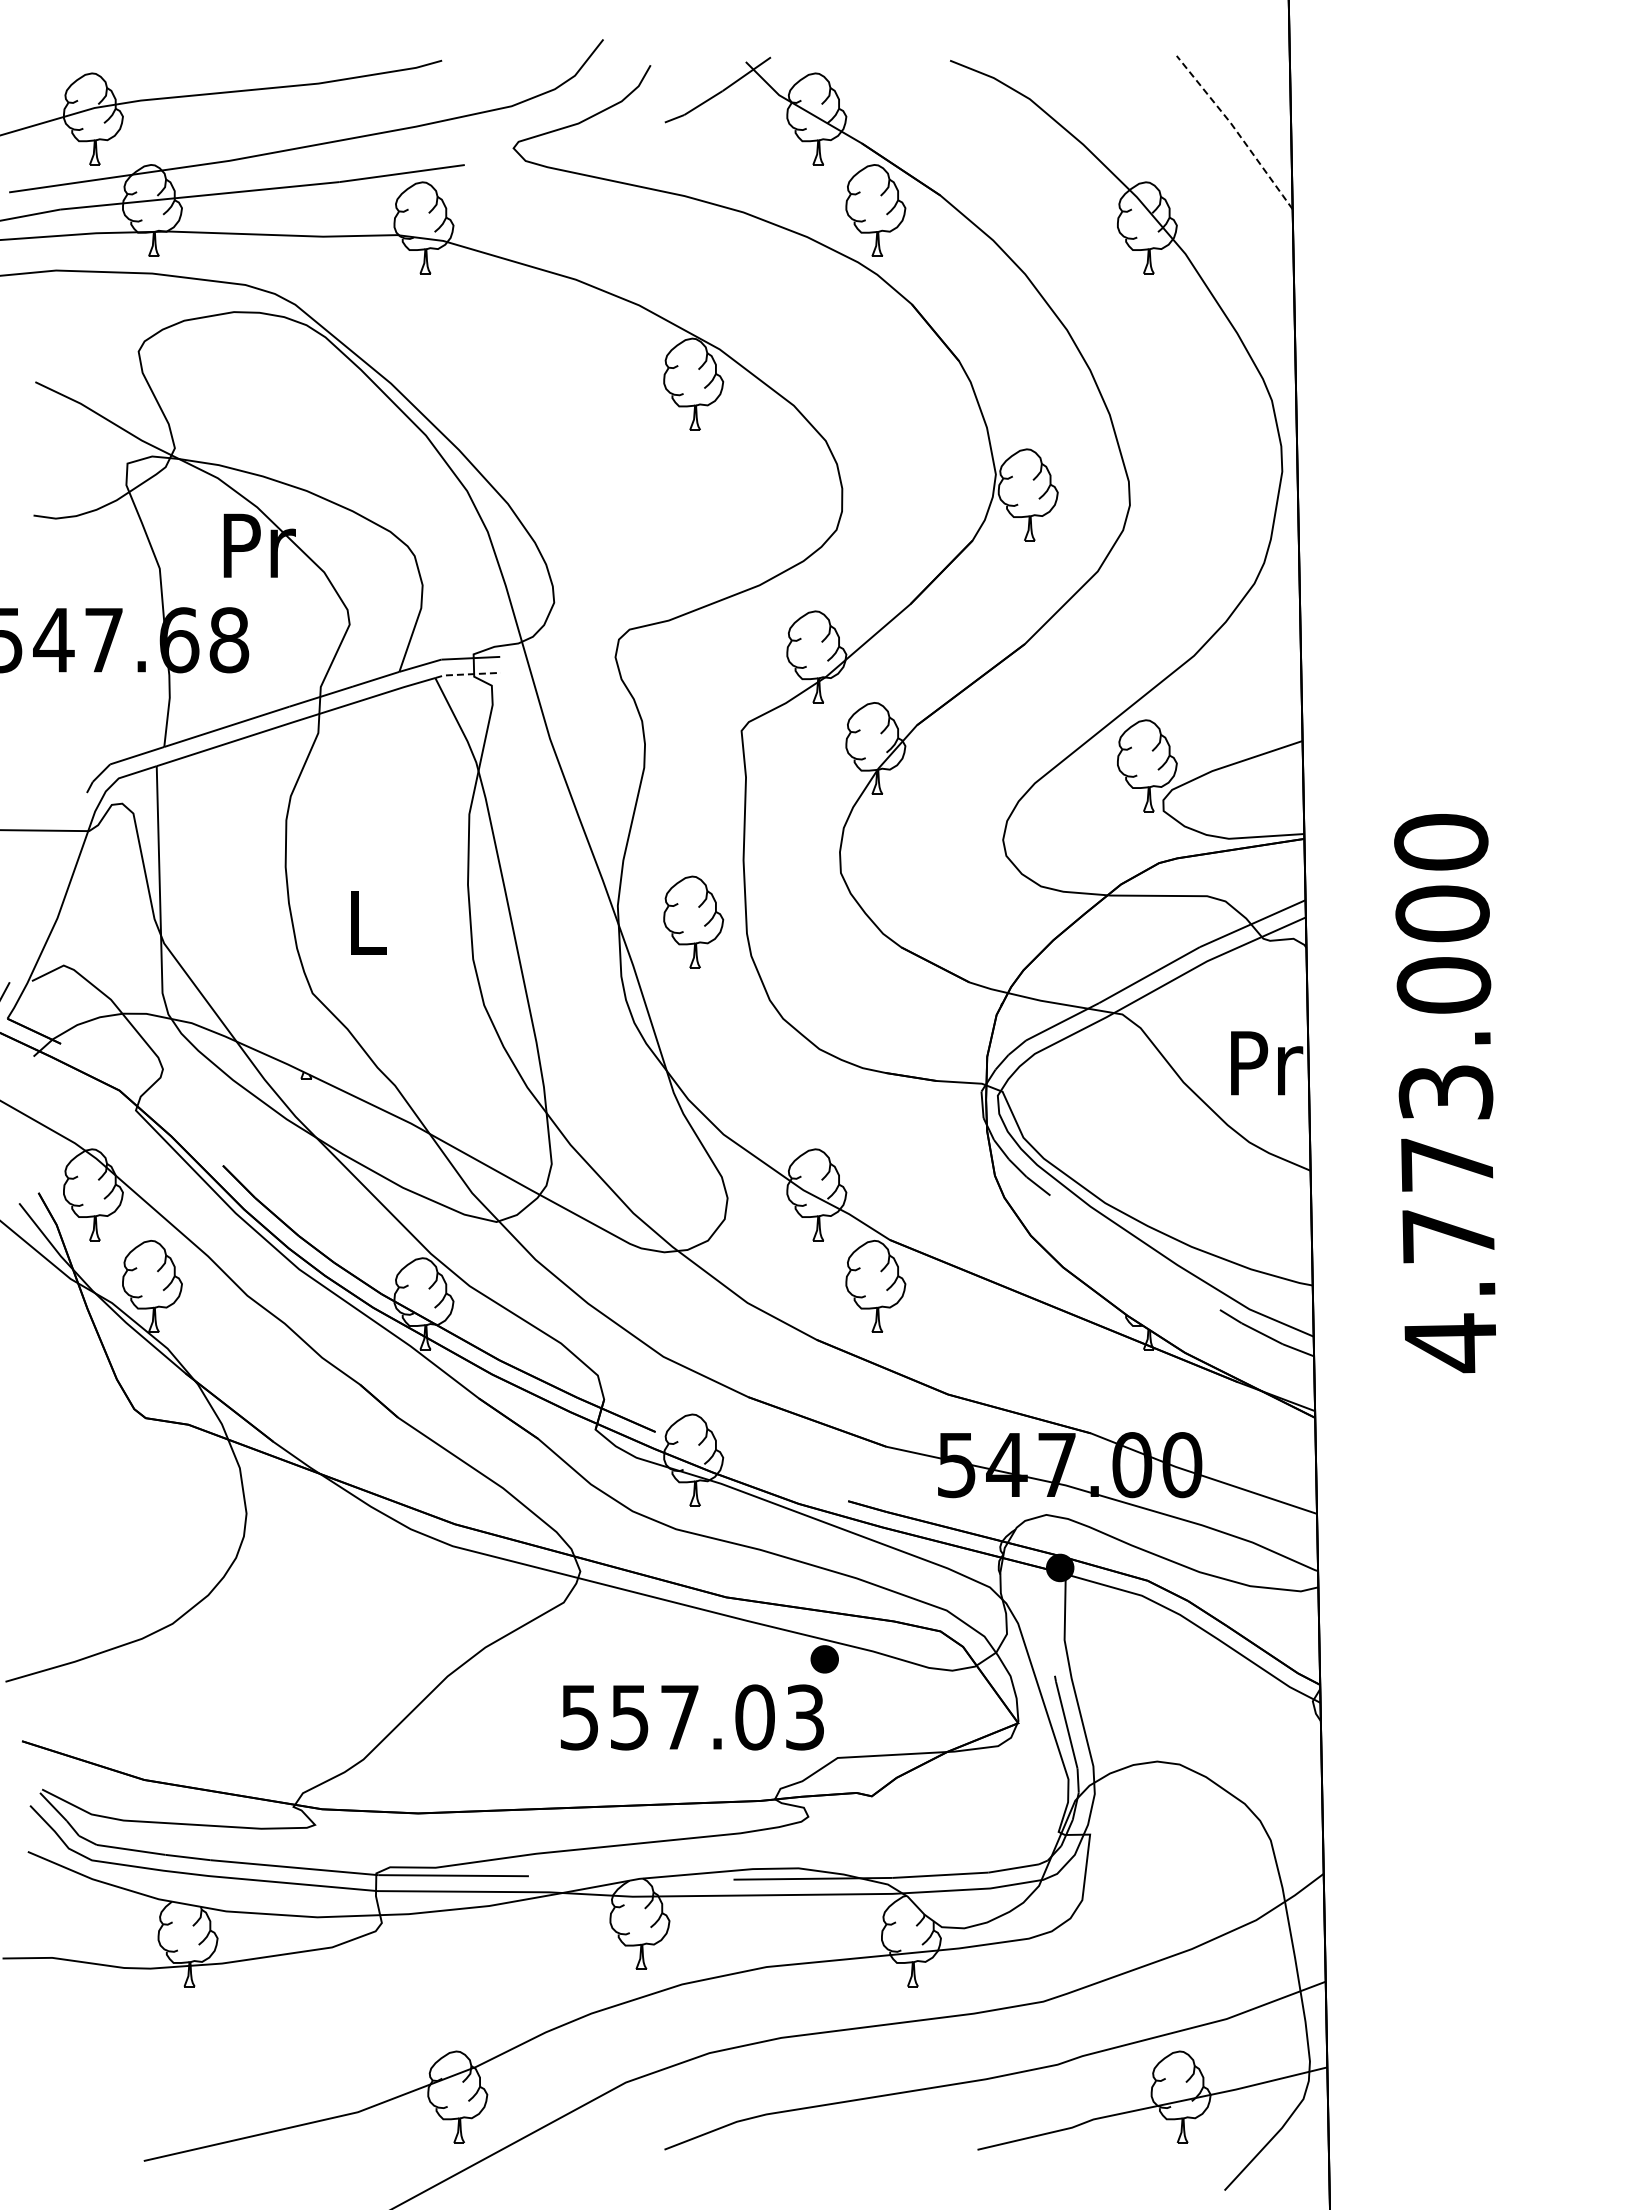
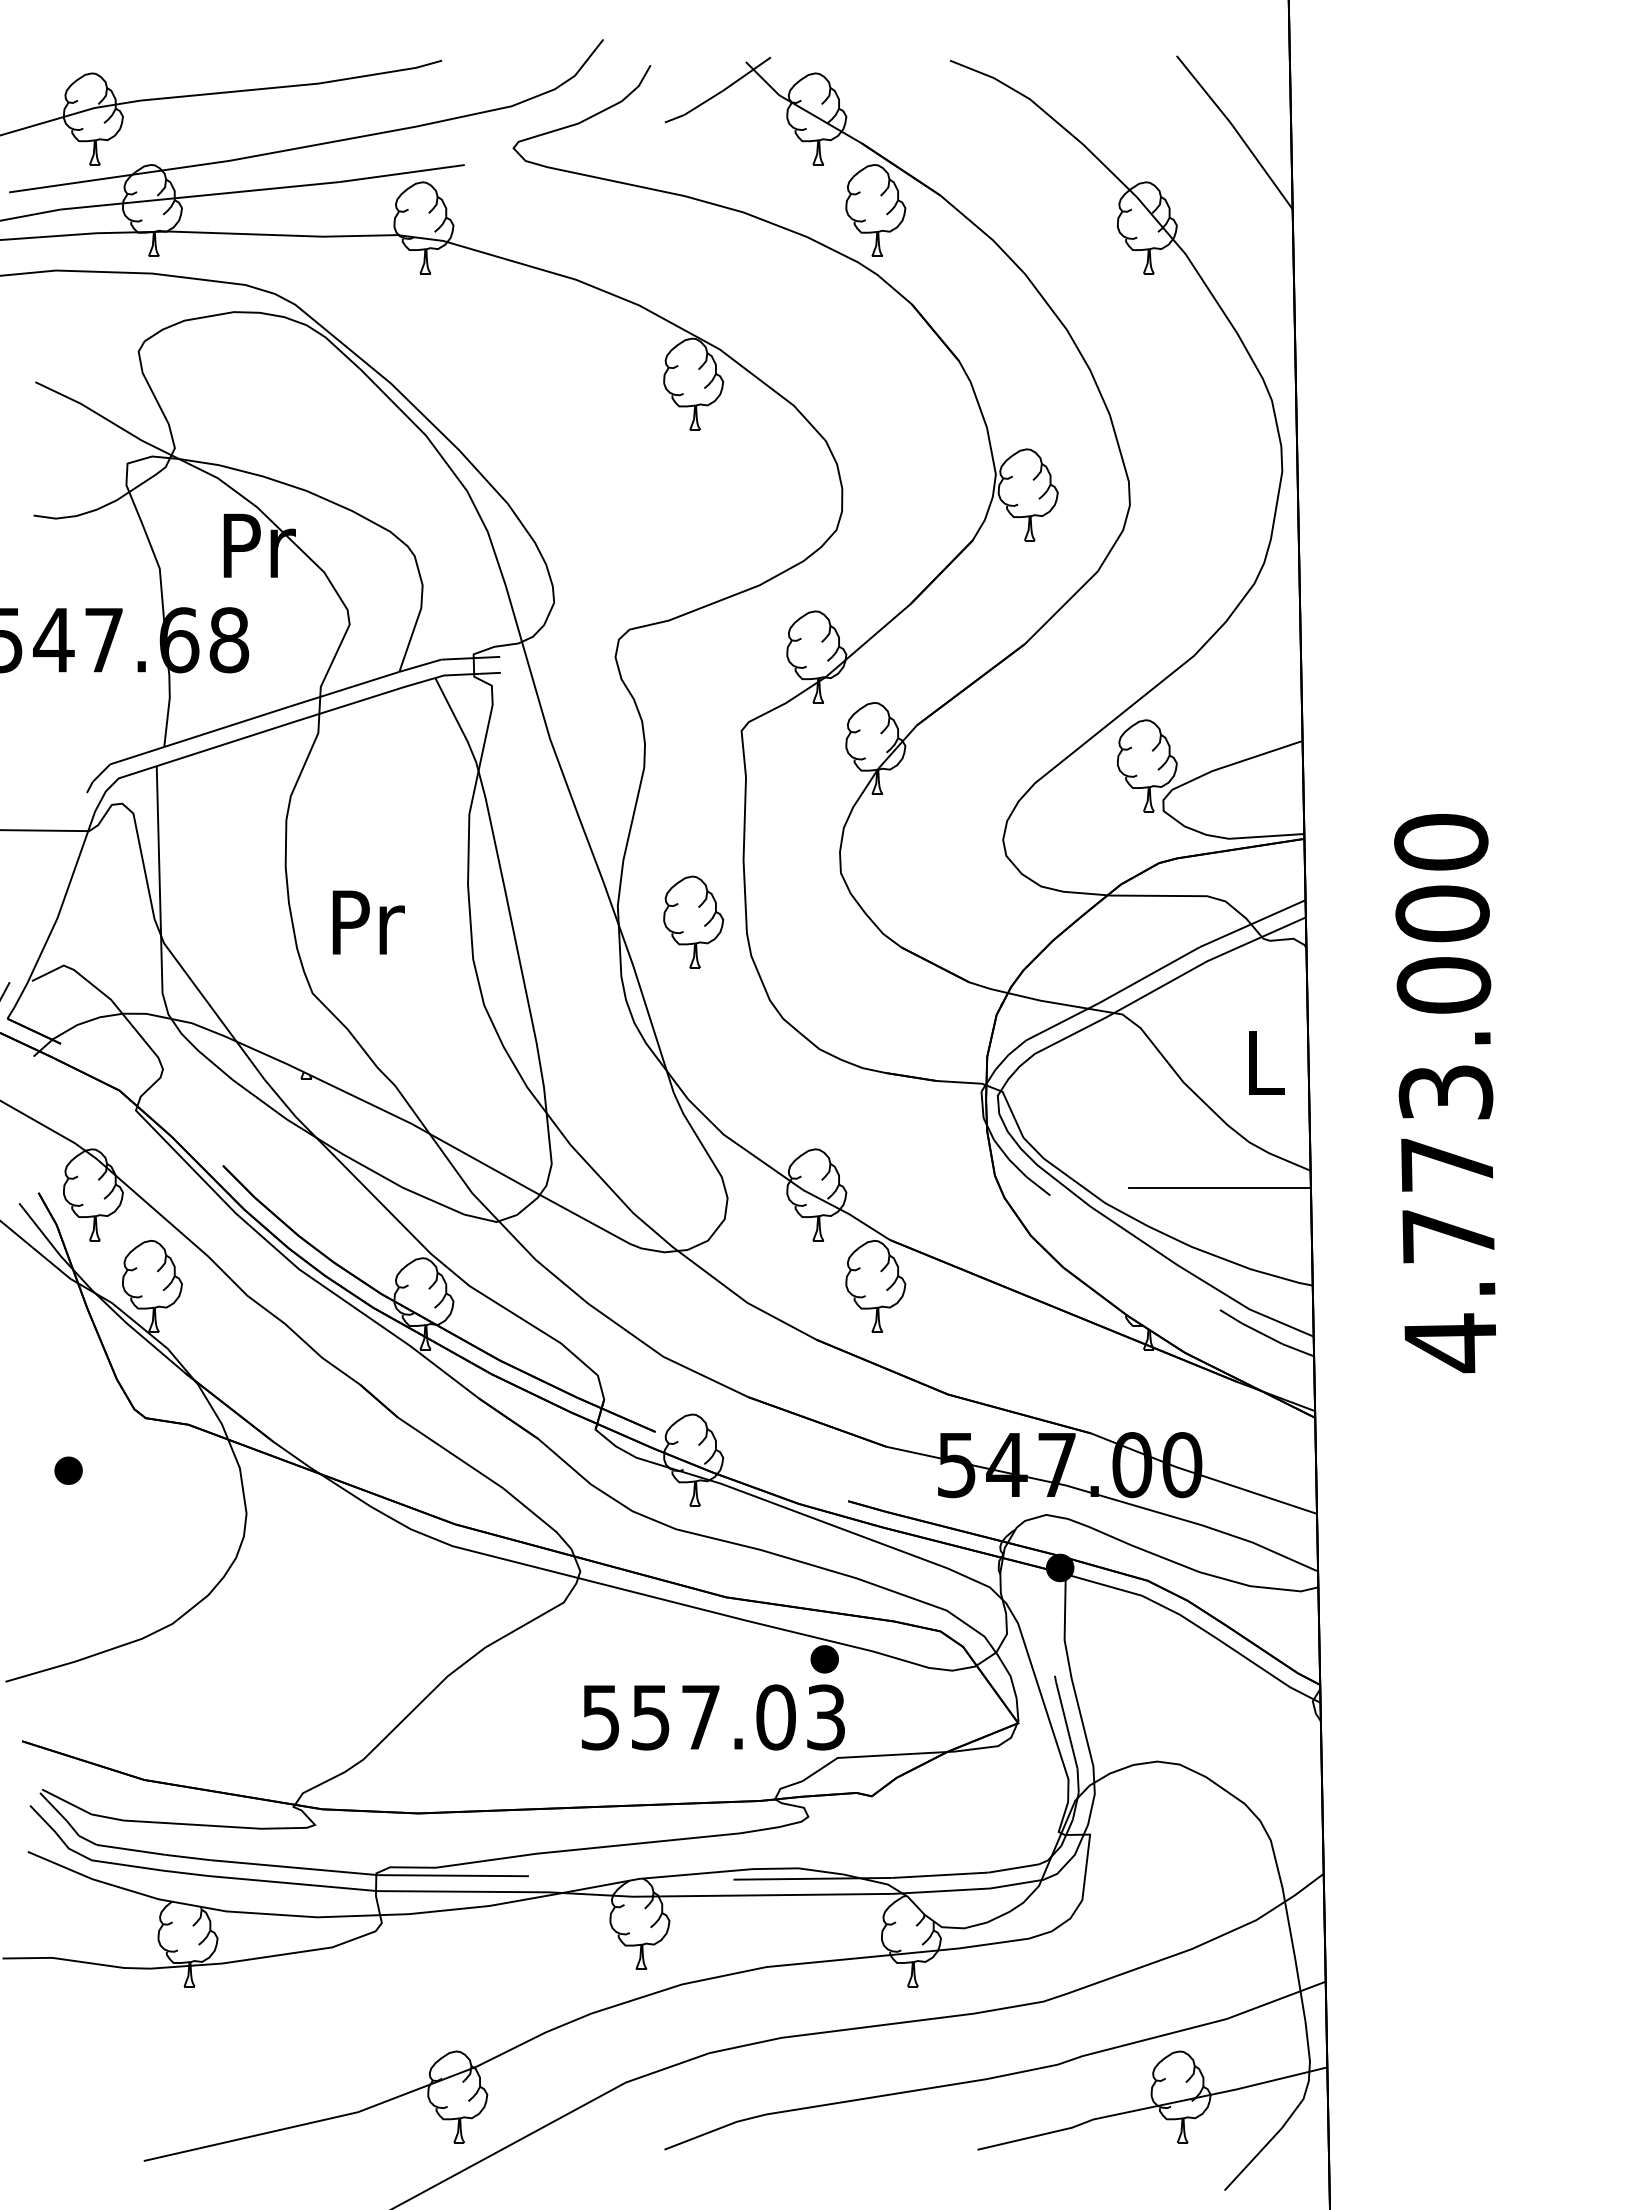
line: dashed -> solid (1236, 131)
line: dashed -> solid (467, 674)
text: L -> Pr (368, 922)
text: Pr -> L (1267, 1063)
line: none -> present (1219, 1187)
part: none -> present (68, 1470)
text position: (692, 1717) -> (713, 1717) (713, 1717)
